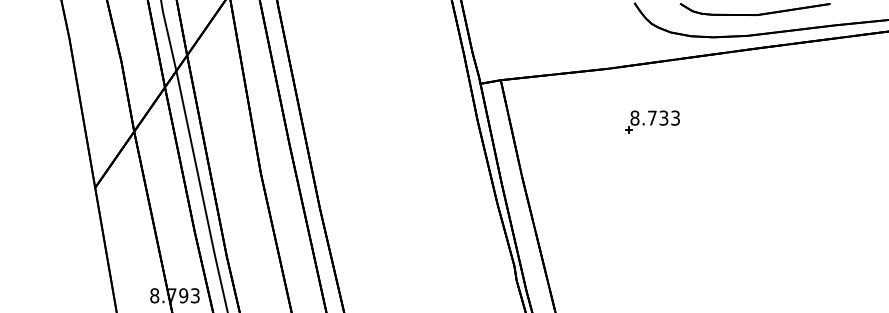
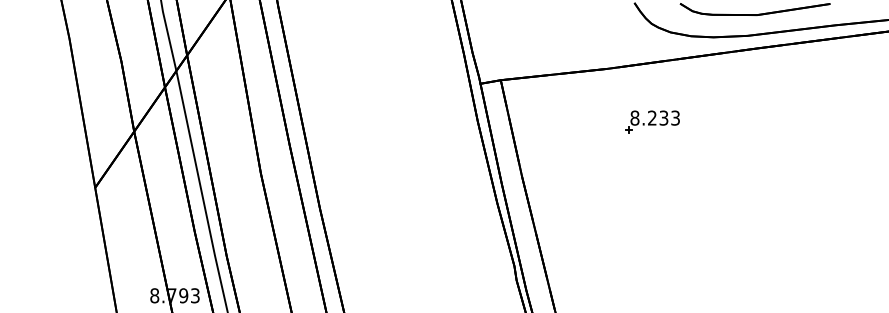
text: 8.733 -> 8.233 (652, 117)
